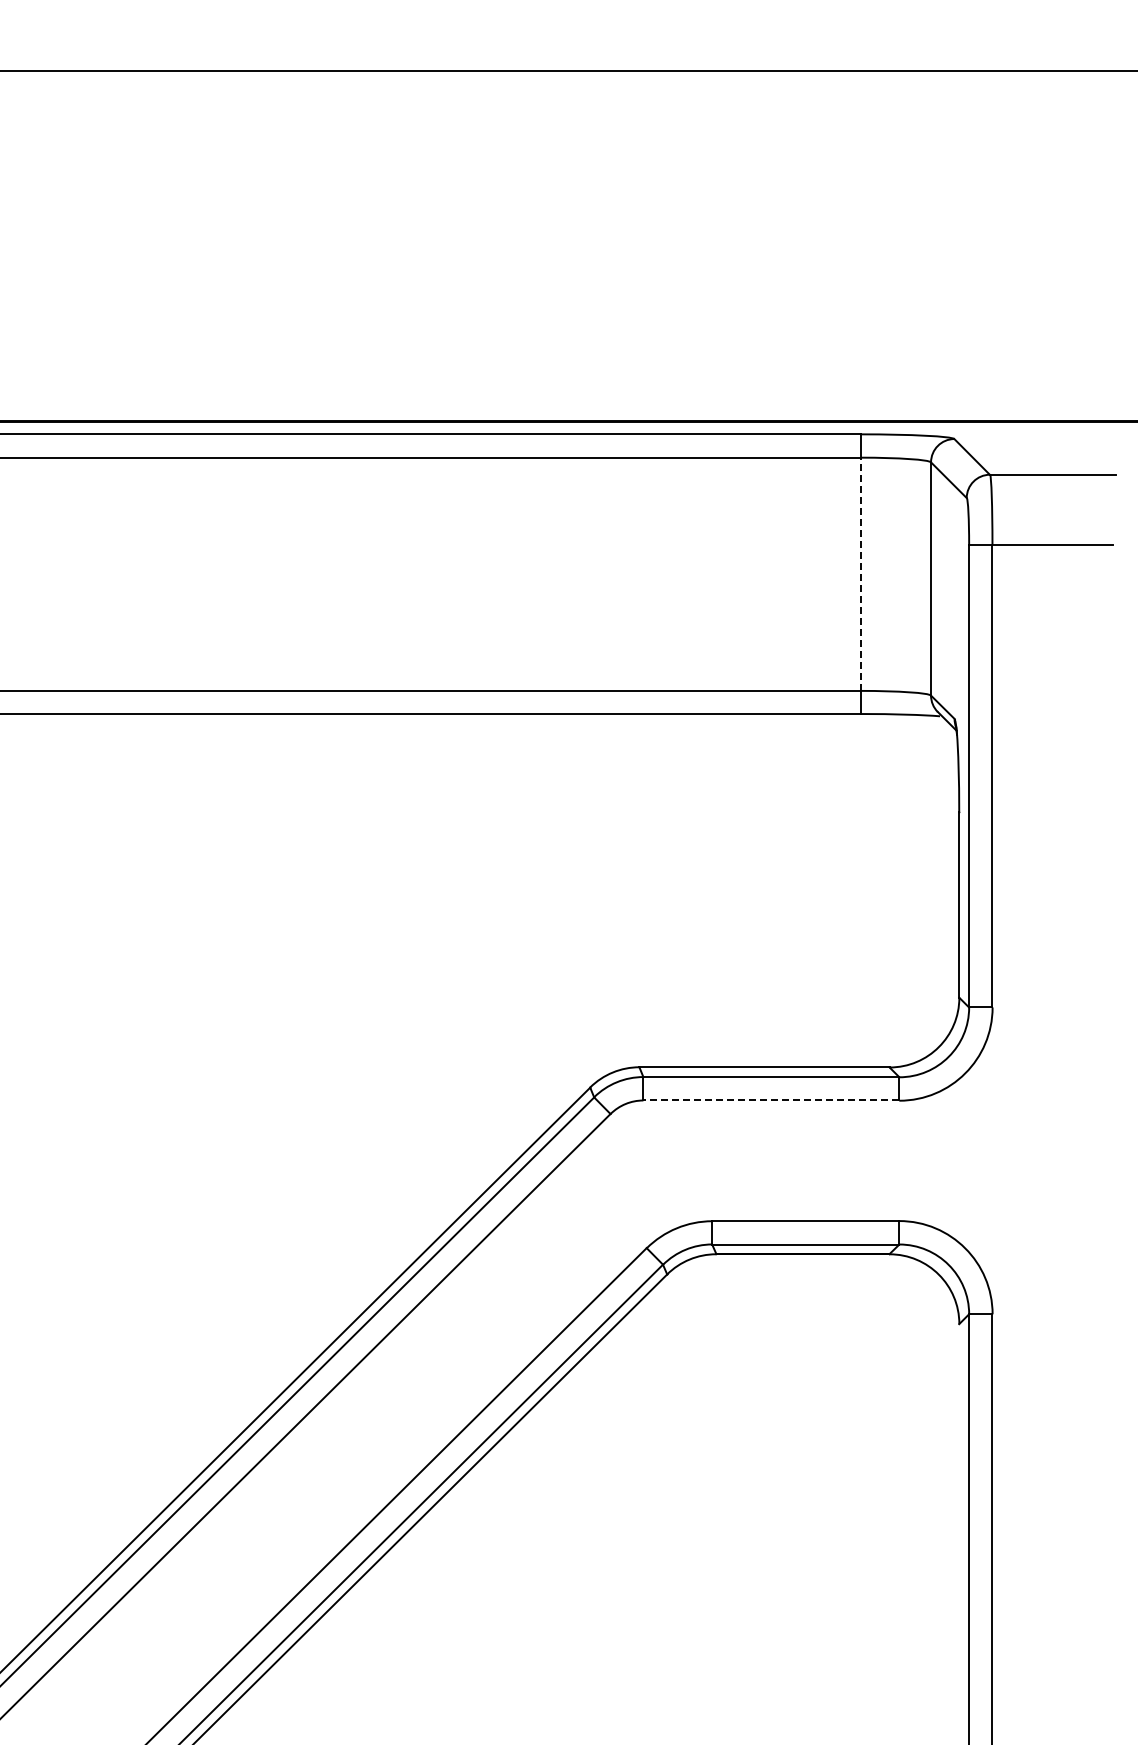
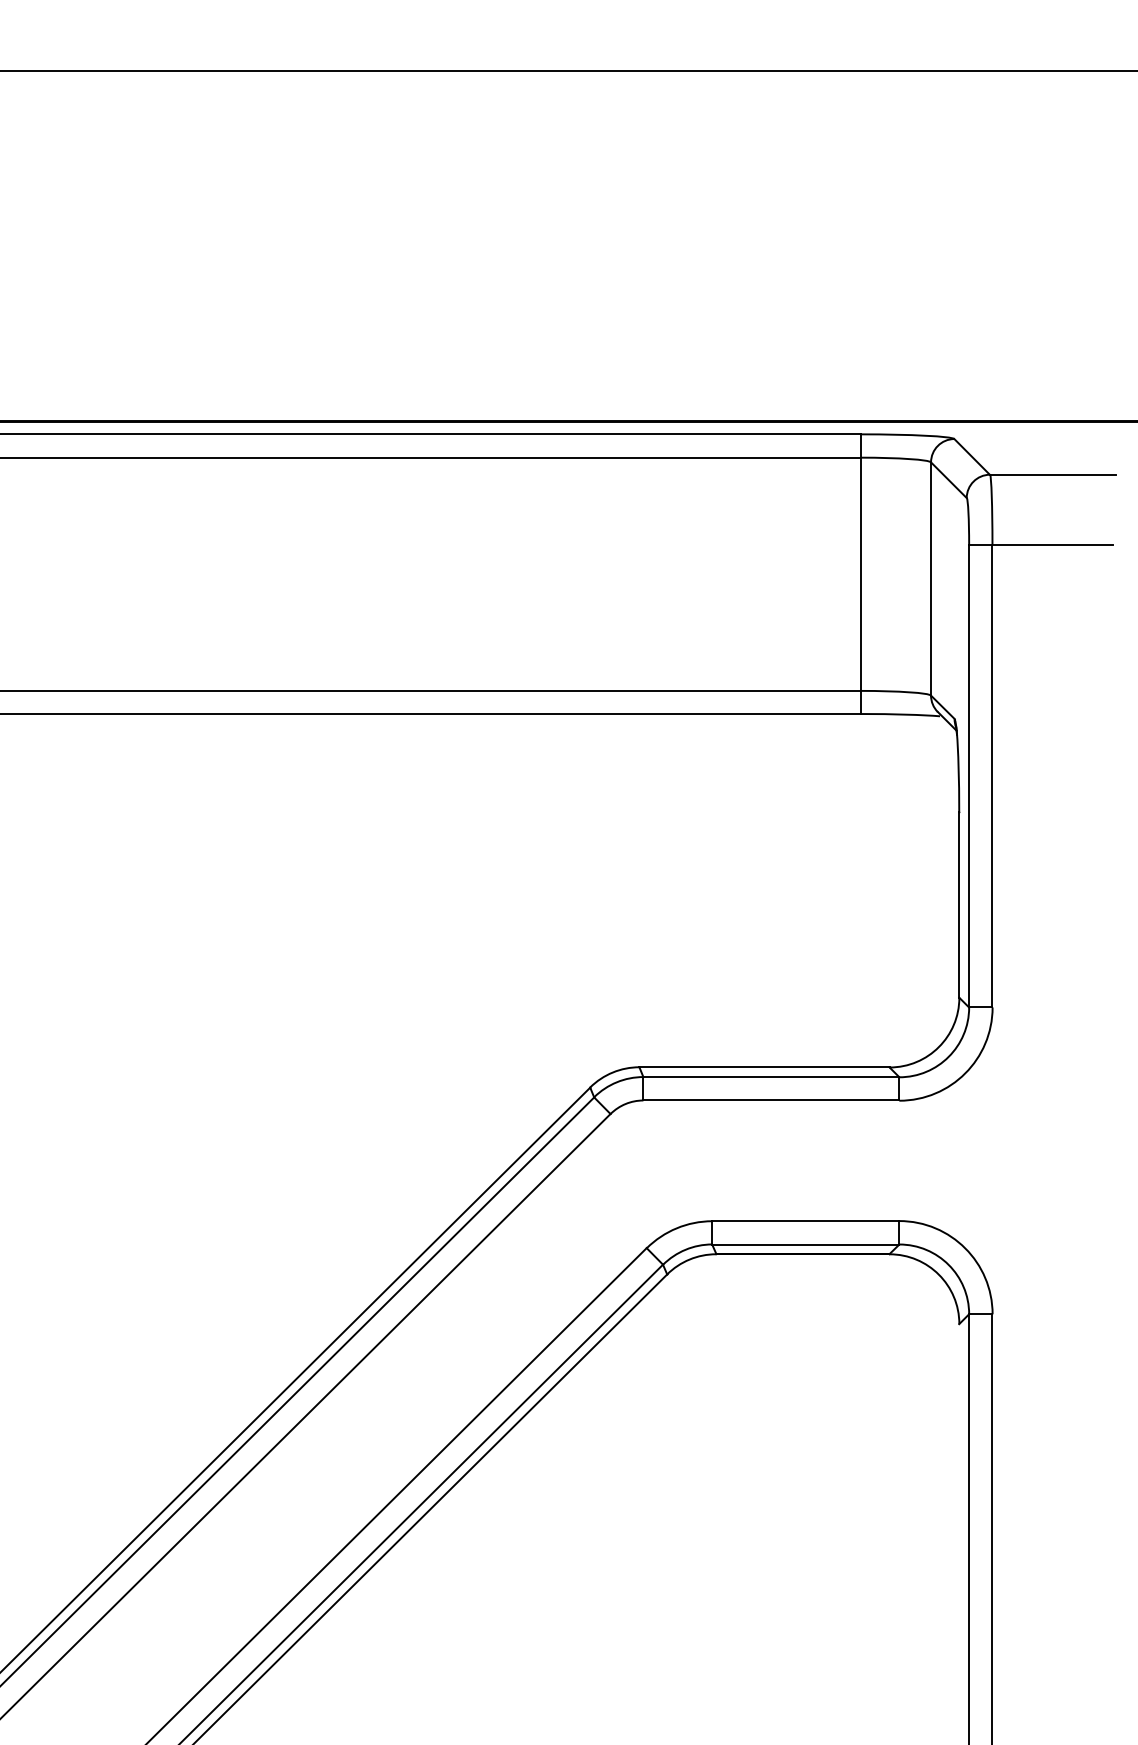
line: dashed -> solid (861, 574)
line: dashed -> solid (771, 1100)
